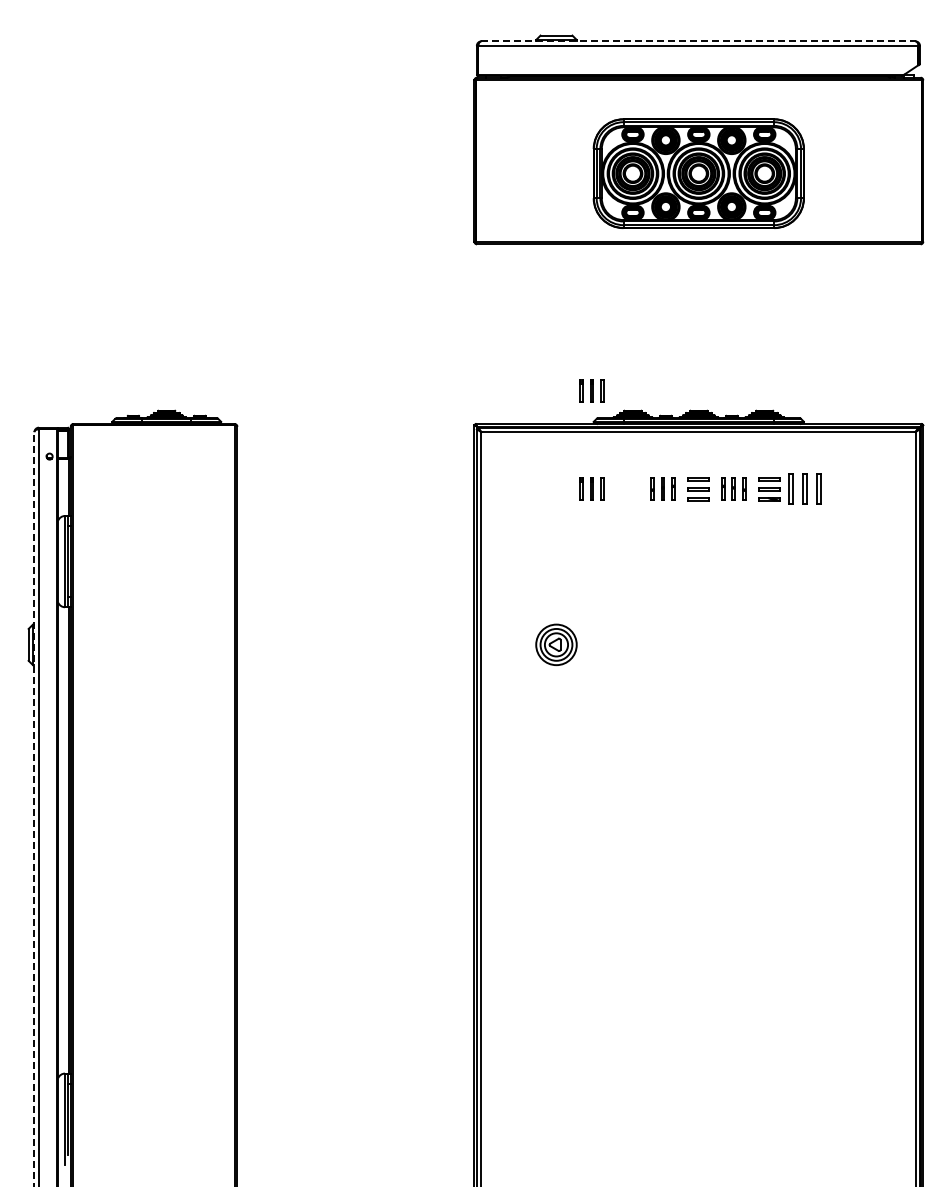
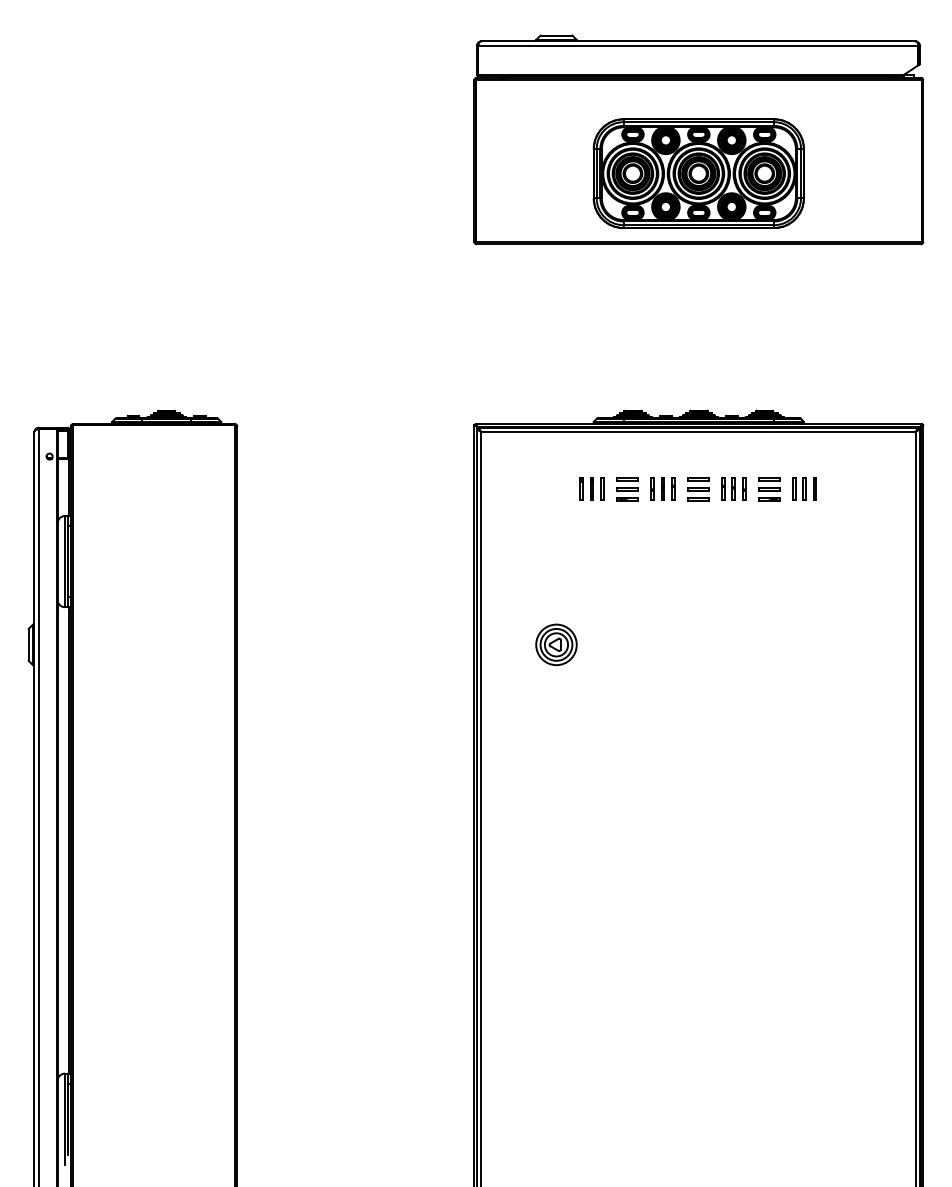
line: dashed -> solid (698, 41)
part: present -> none (591, 390)
part size: 34x32 px -> 25x24 px (804, 488)
part: none -> present (627, 489)
line: dashed -> solid (34, 808)
